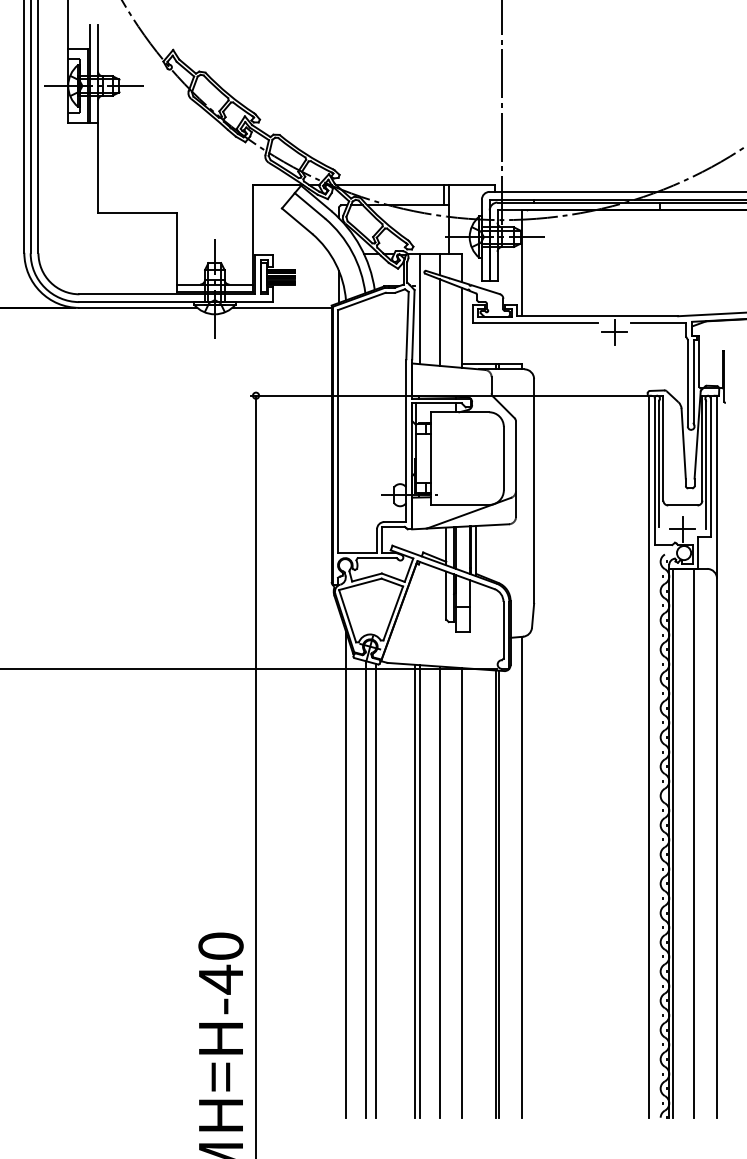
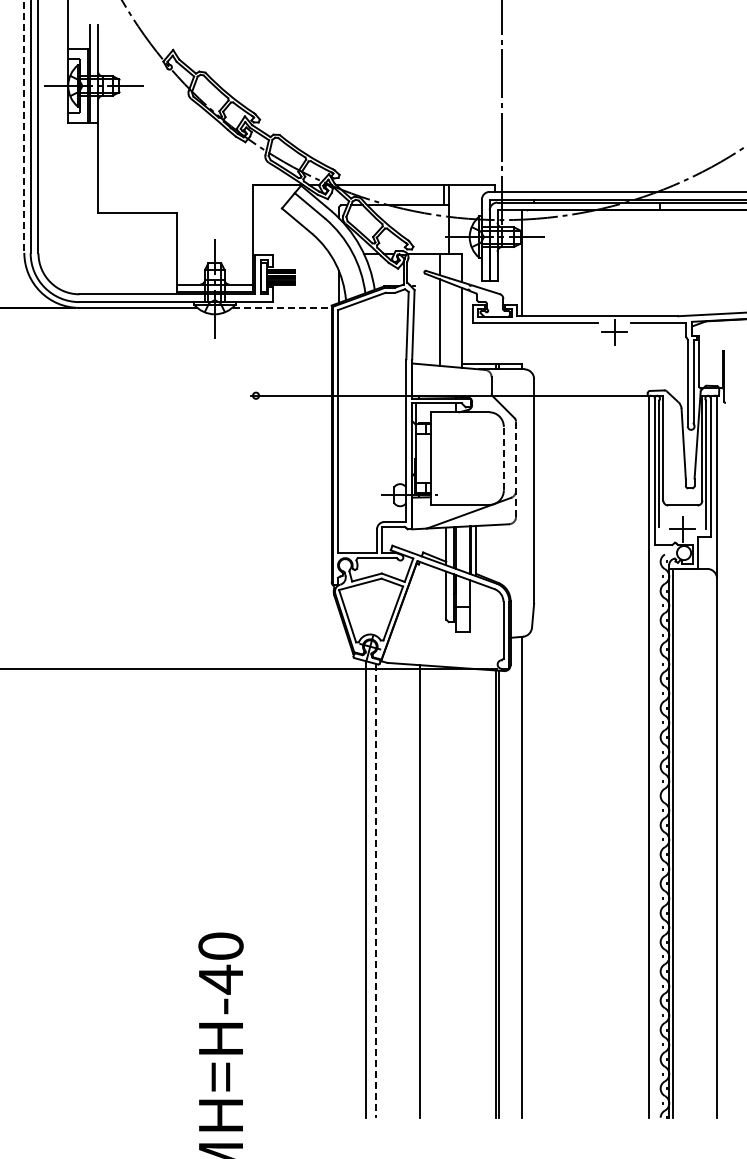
line: solid -> dashed (24, 126)
line: solid -> dashed (282, 307)
line: present -> none (419, 309)
line: solid -> dashed (503, 458)
line: solid -> dashed (516, 469)
line: present -> none (256, 775)
line: present -> none (693, 842)
line: present -> none (346, 874)
line: solid -> dashed (376, 890)
line: present -> none (415, 890)
line: present -> none (439, 891)
line: present -> none (461, 892)
